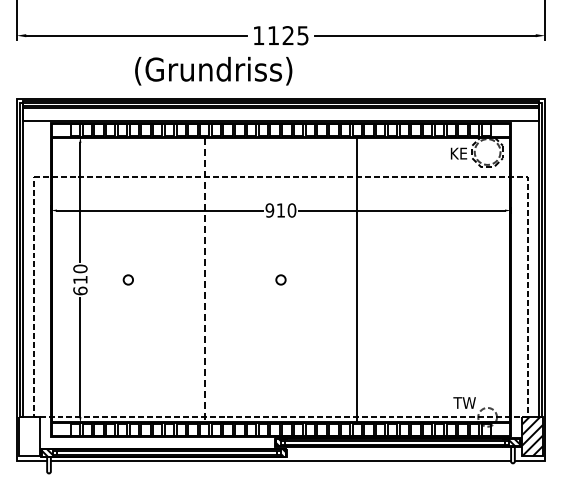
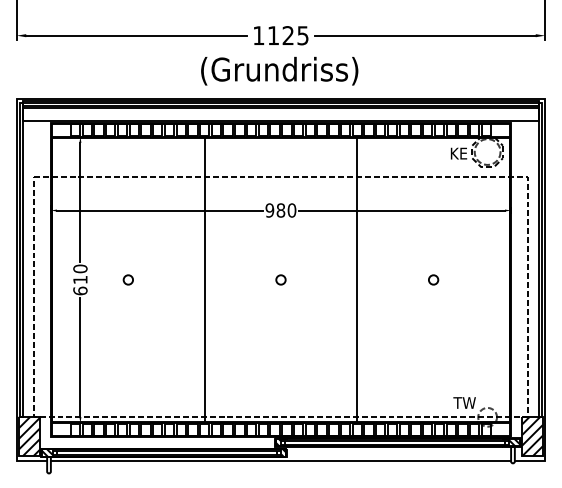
text position: (213, 70) -> (279, 70) (279, 70)
text: 910 -> 980 (280, 210)
circle: none -> present (433, 279)
line: dashed -> solid (204, 280)
hatch: none -> present (29, 436)
